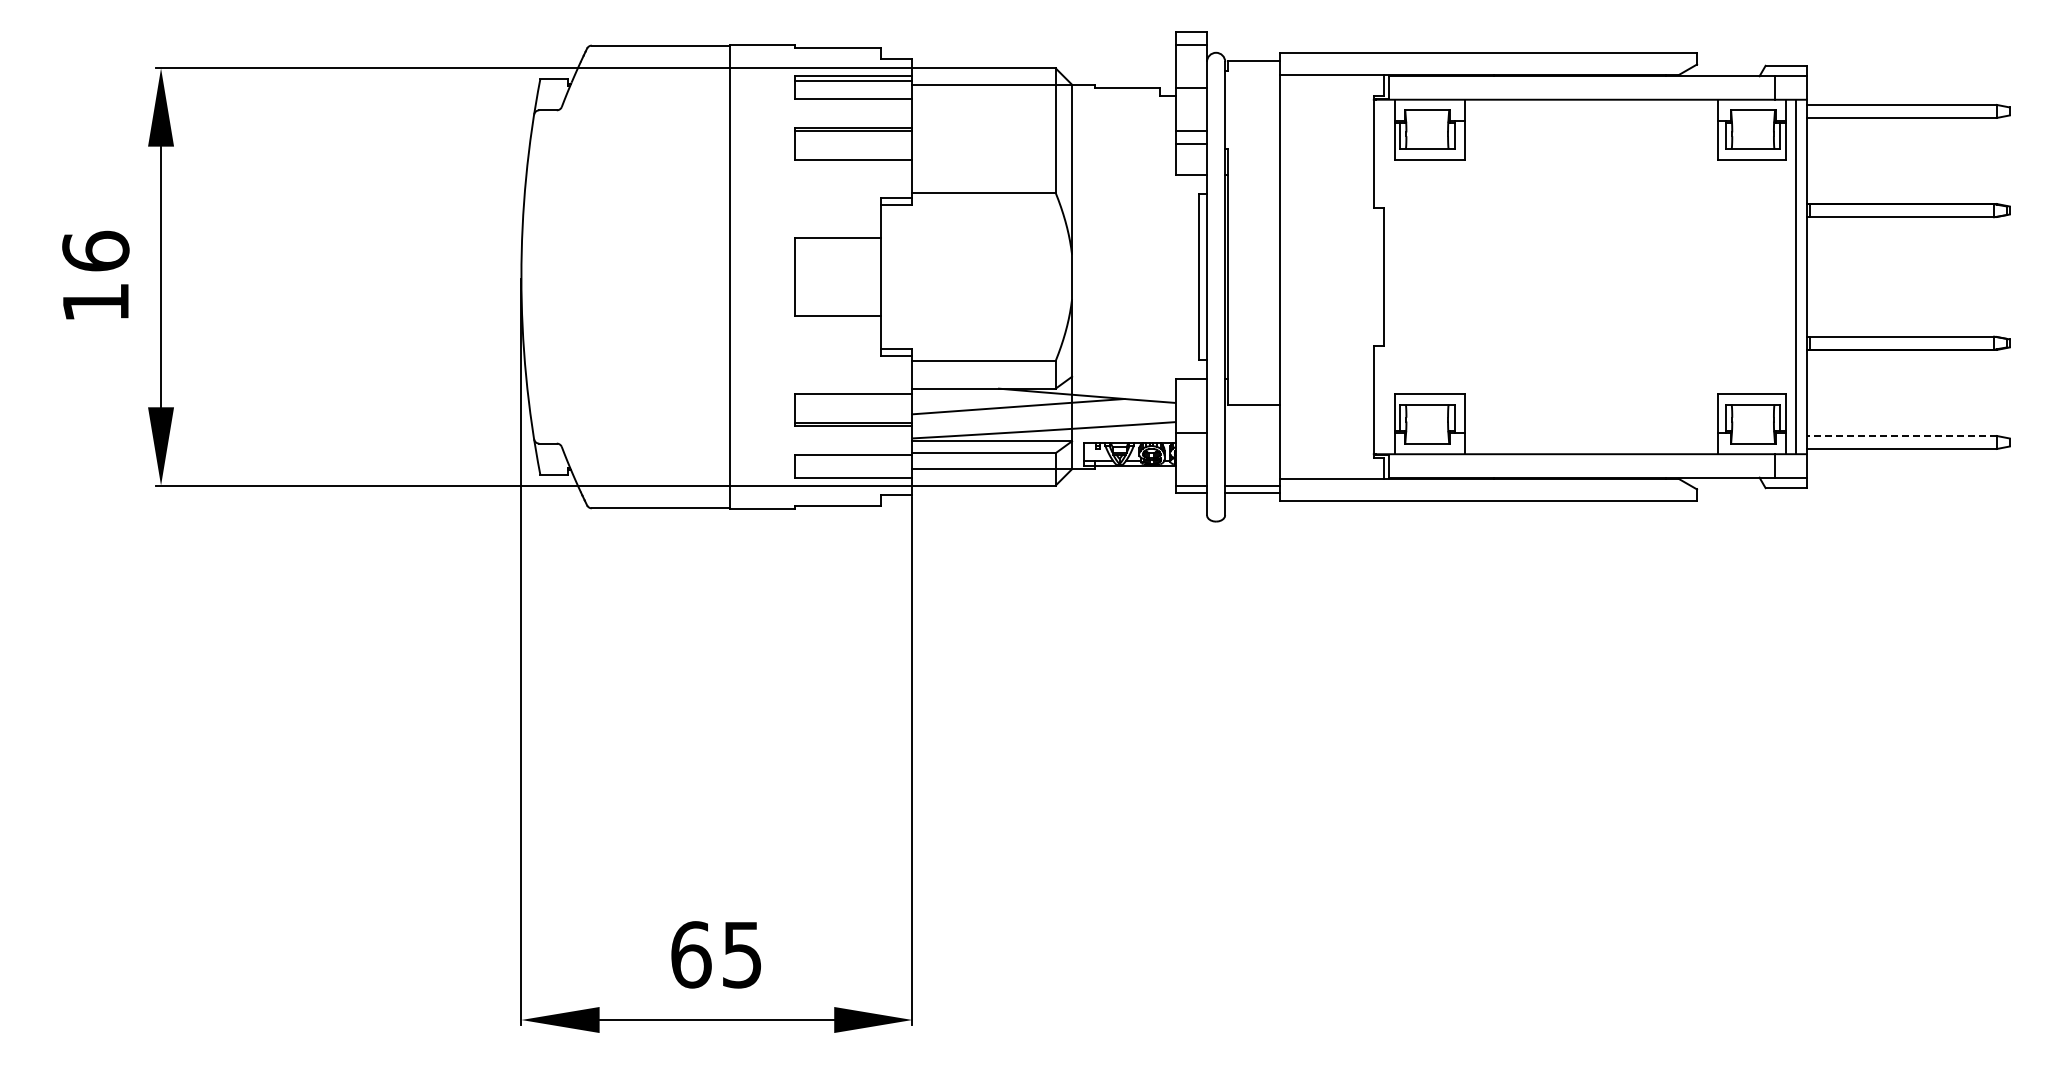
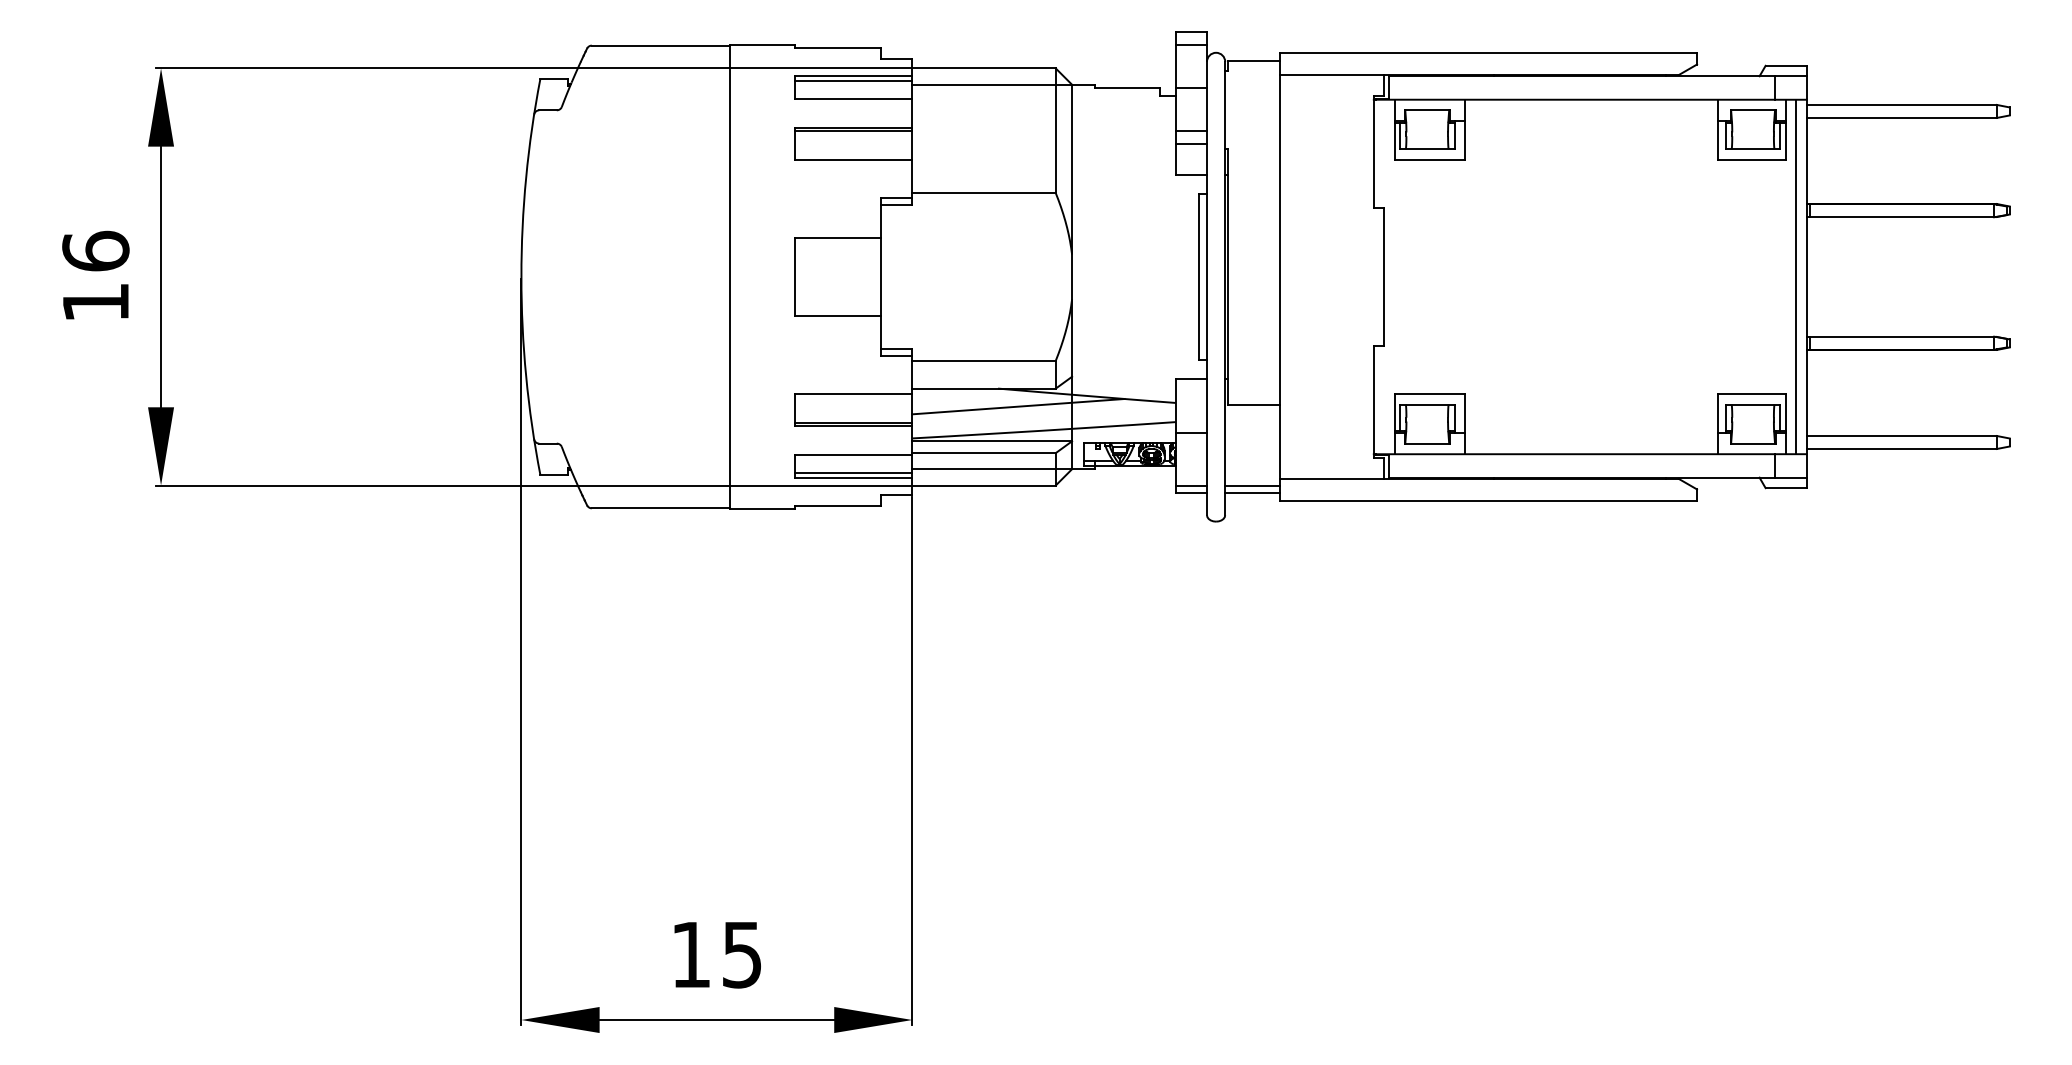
line: dashed -> solid (1901, 435)
line: none -> present (853, 473)
text: 65 -> 15 (691, 954)
